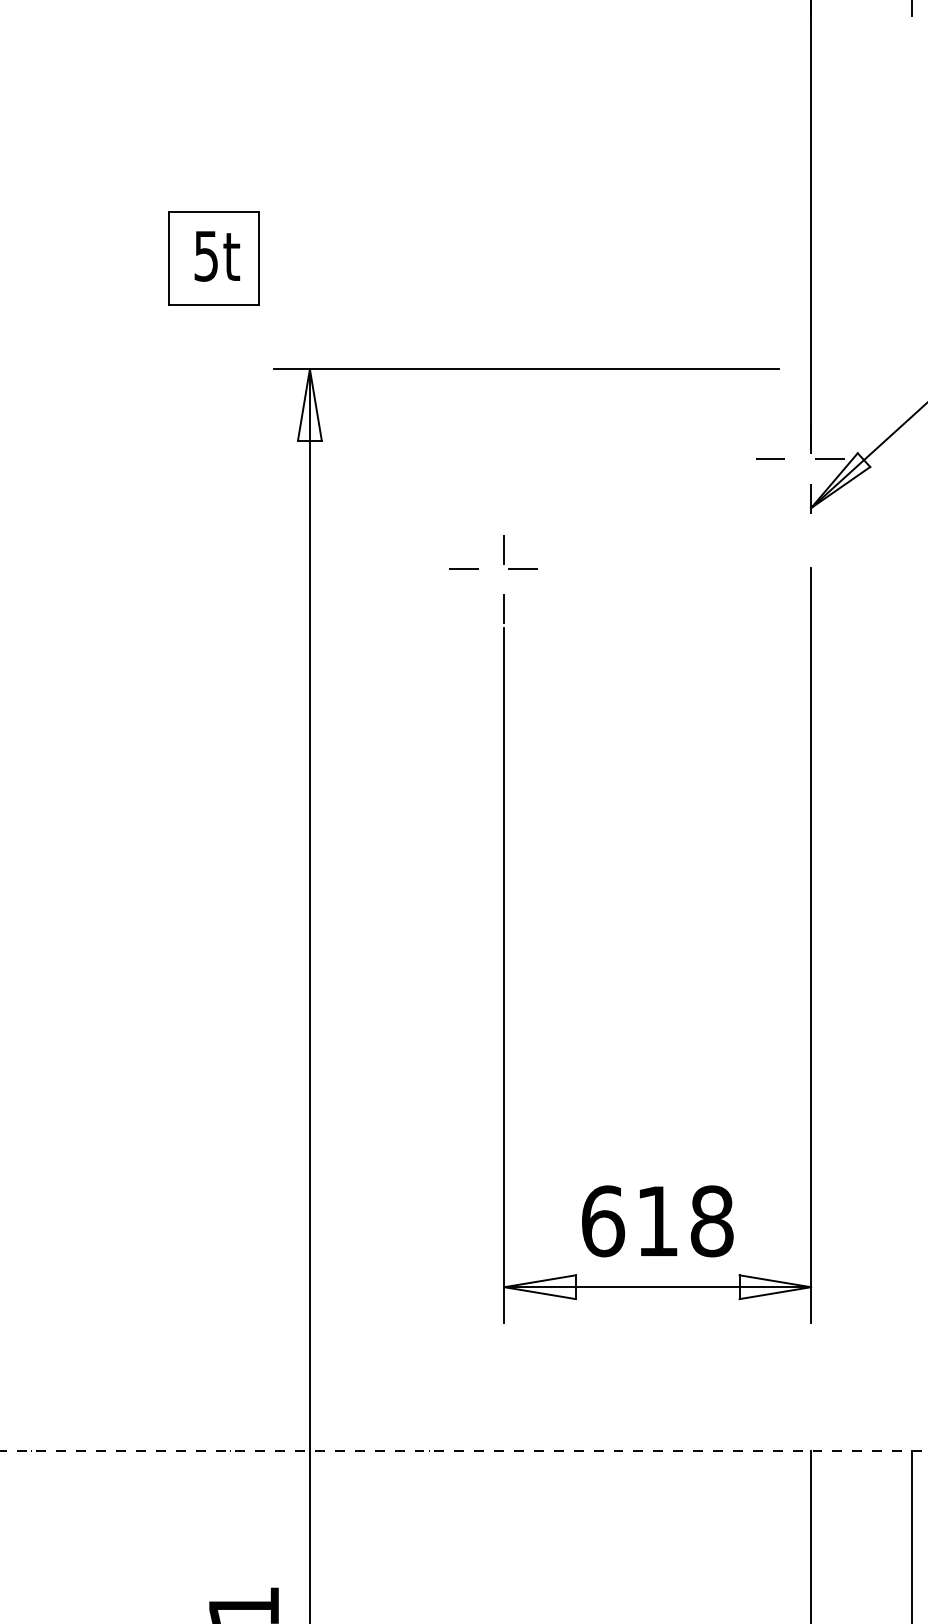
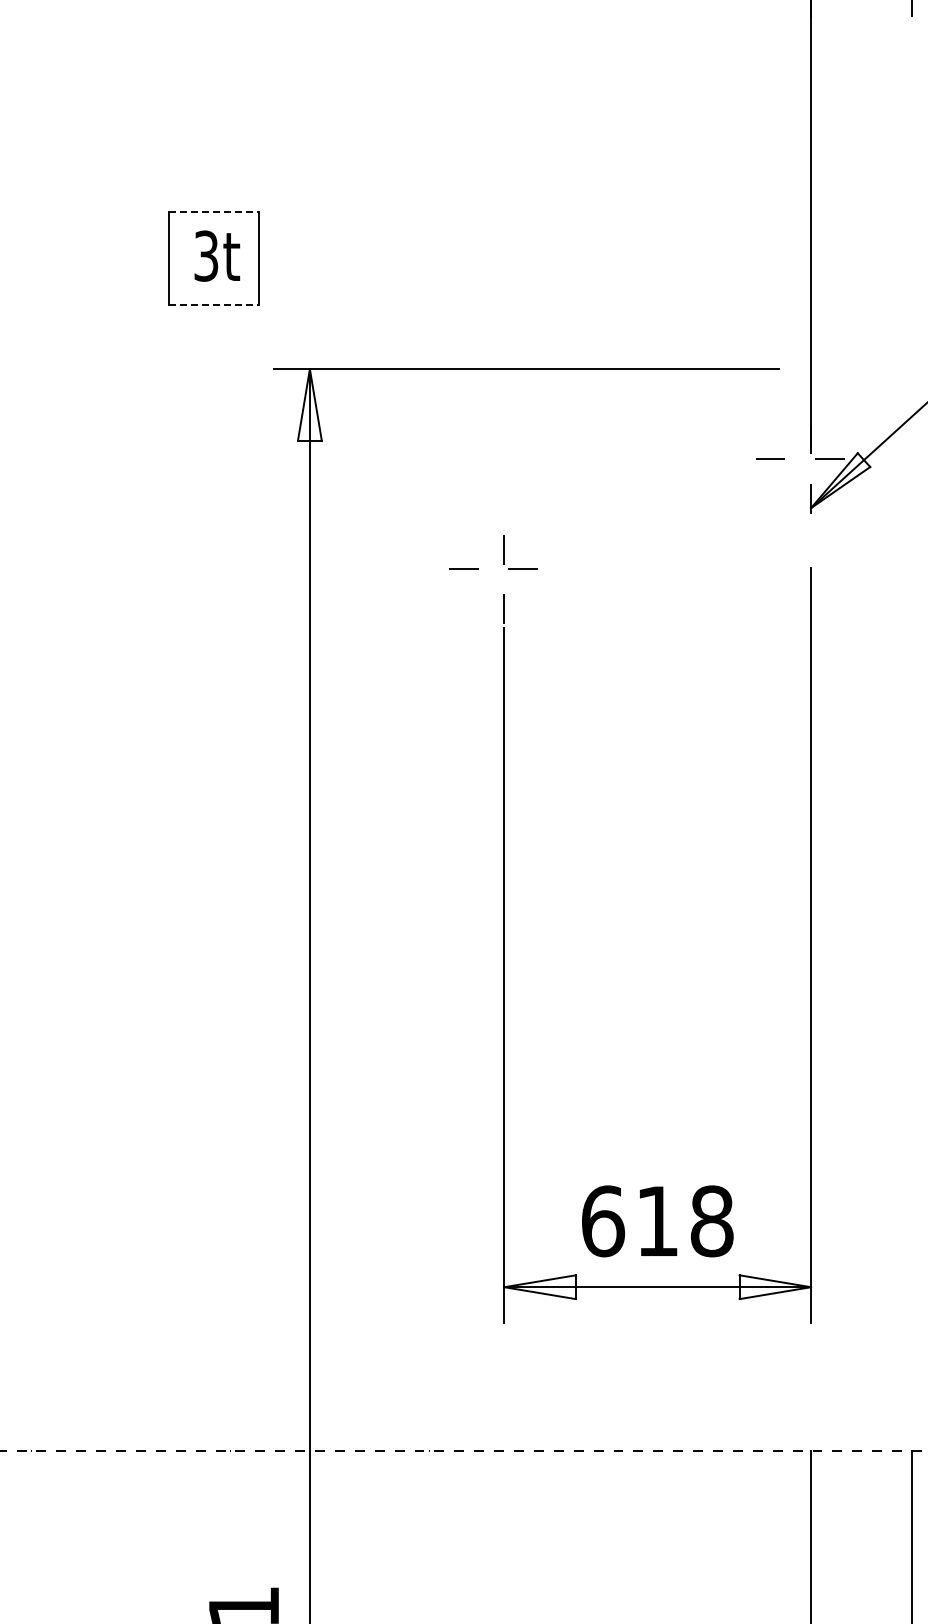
line: solid -> dashed (213, 212)
text: 5t -> 3t (206, 255)
line: solid -> dashed (213, 305)
